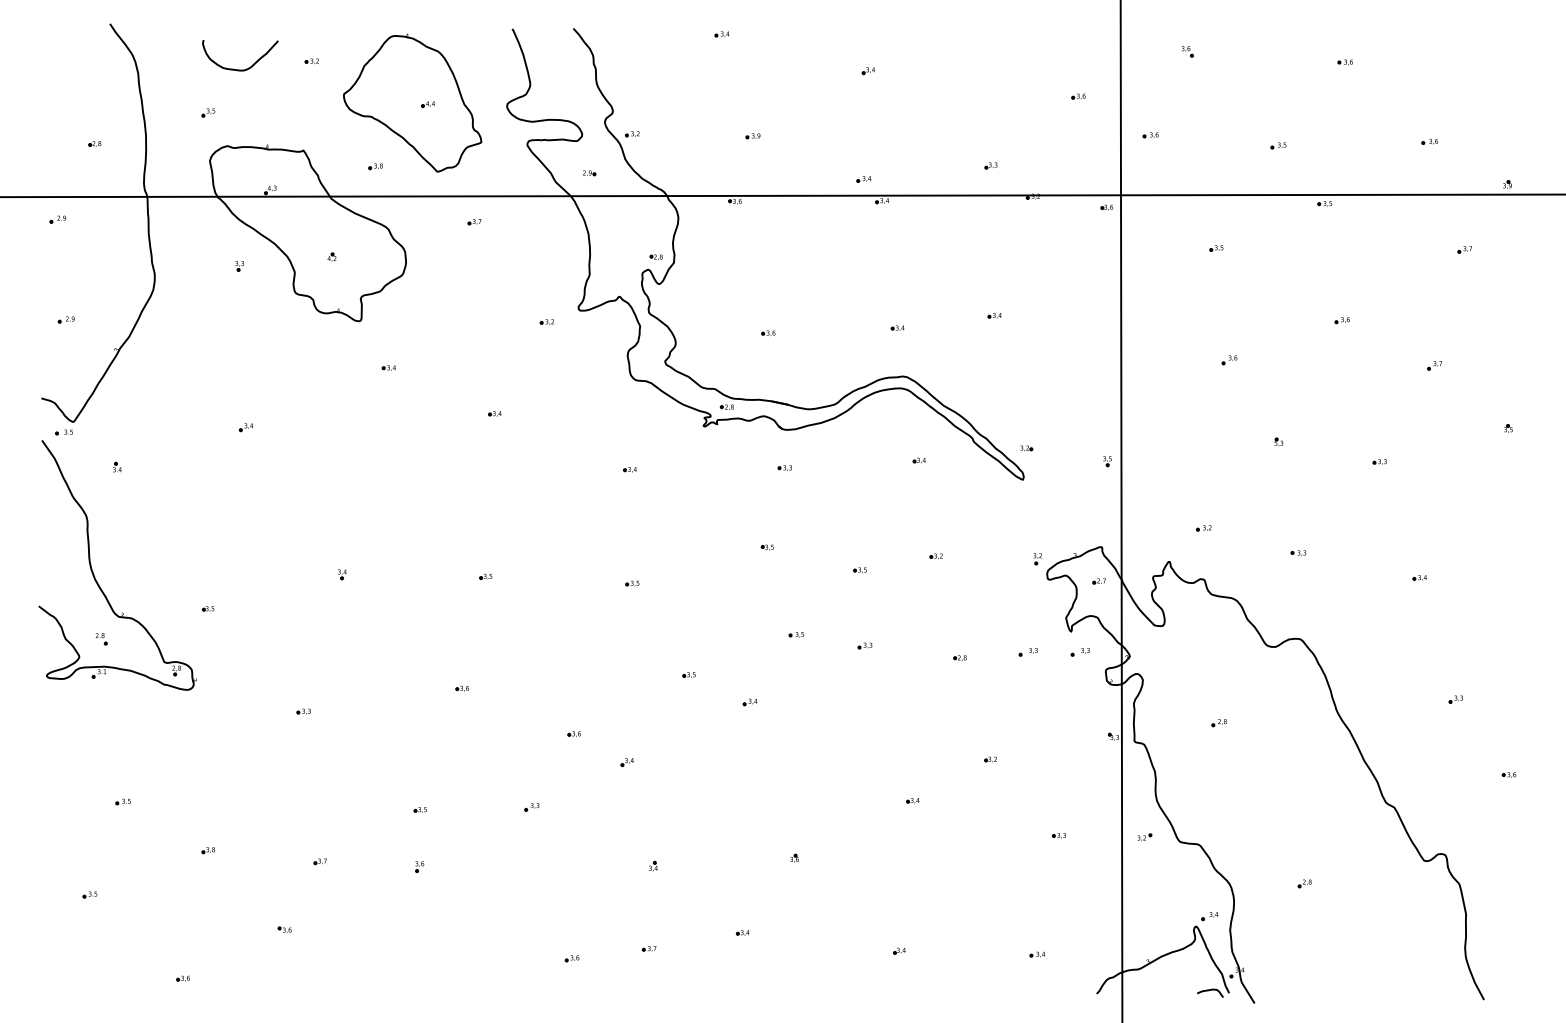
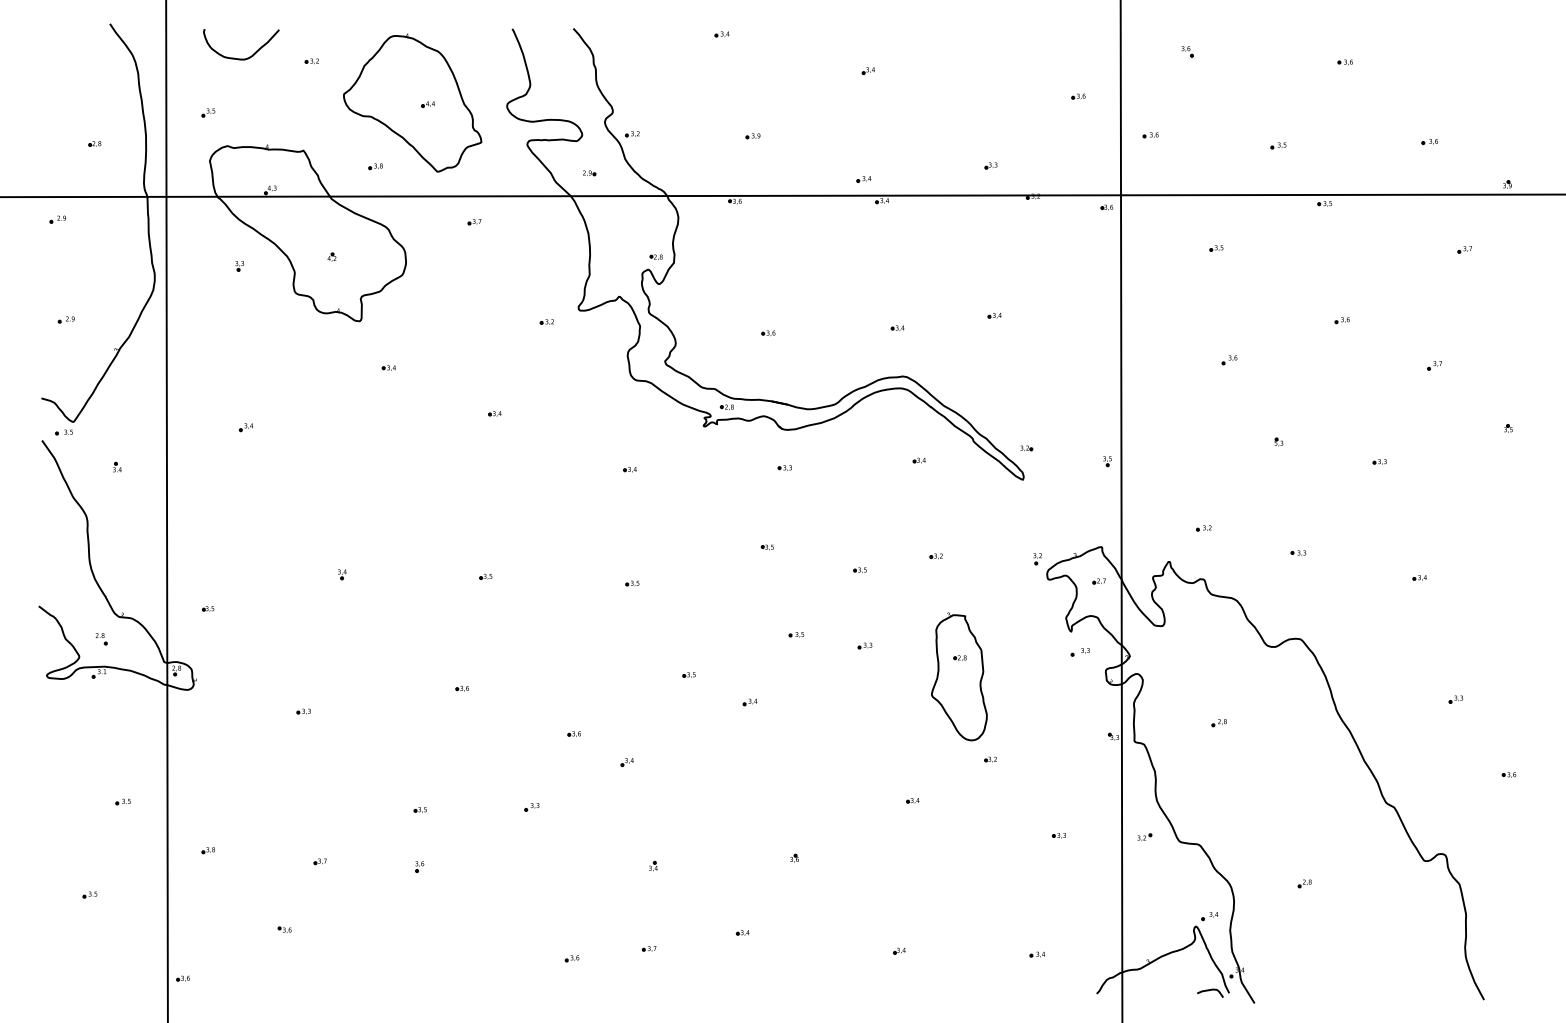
curve position: (240, 69) -> (241, 58) (241, 58)
line: none -> present (166, 510)
part: present -> none (1027, 652)
part: none -> present (959, 676)
